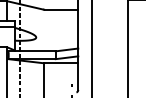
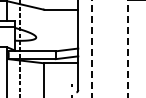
line: solid -> dashed (91, 49)
line: solid -> dashed (127, 49)
